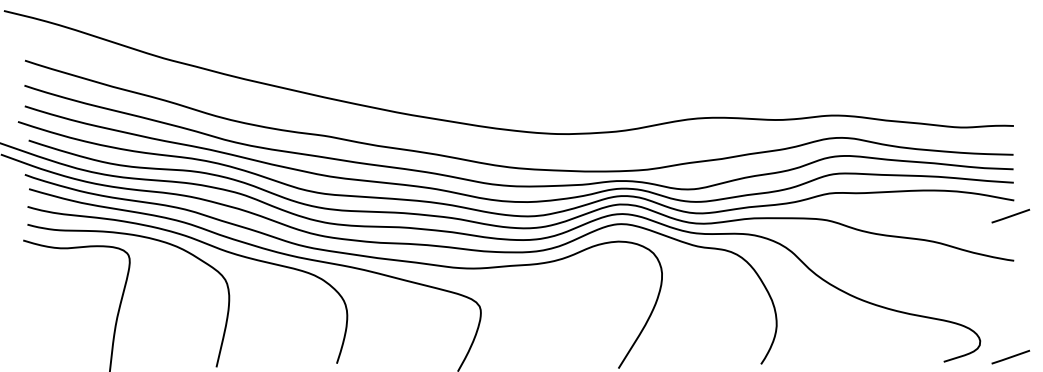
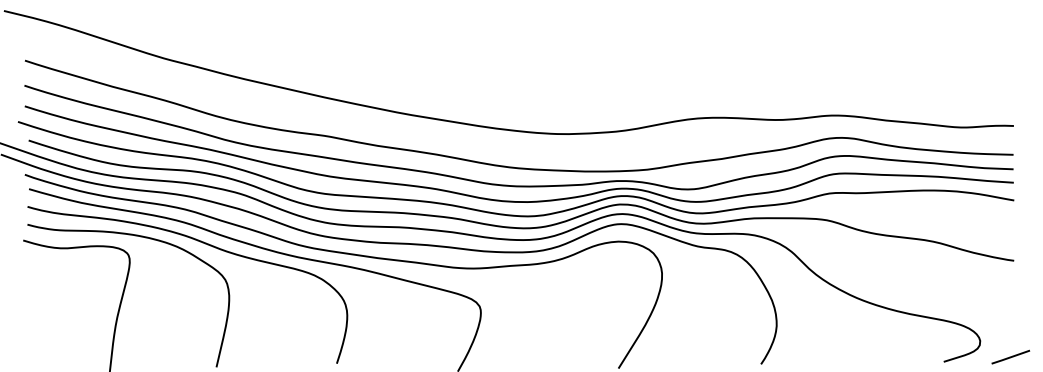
line: present -> none (1010, 215)
